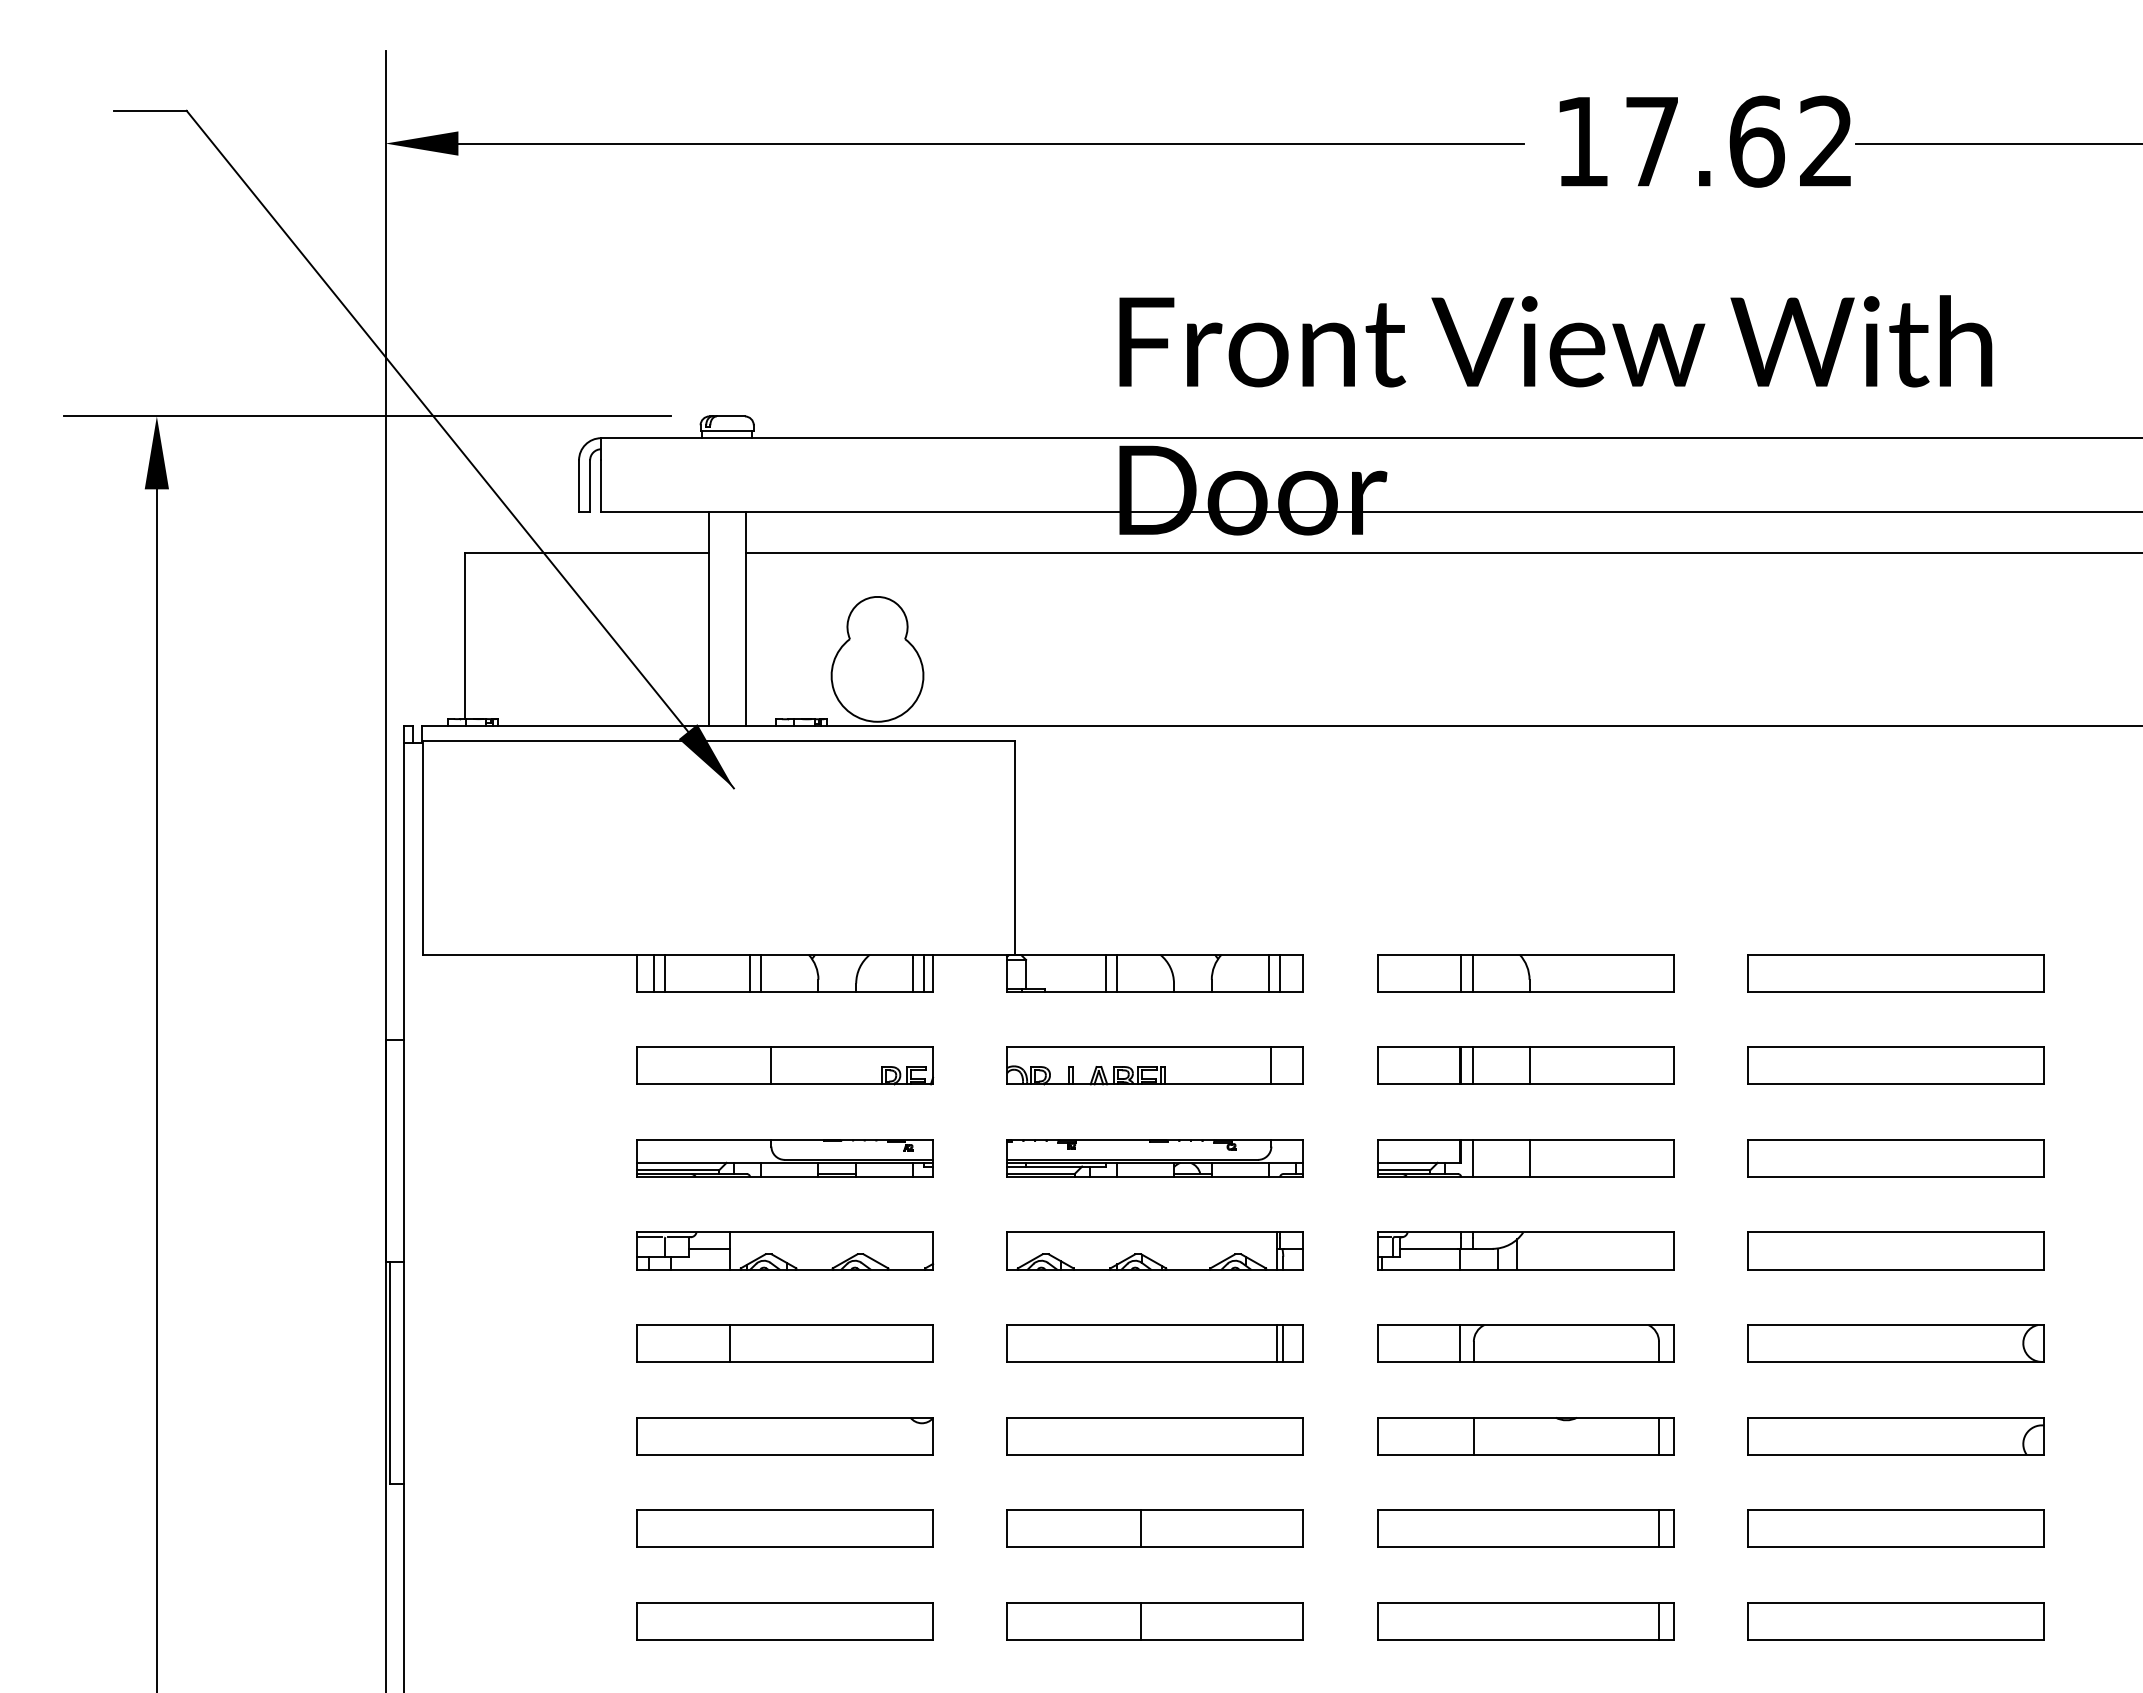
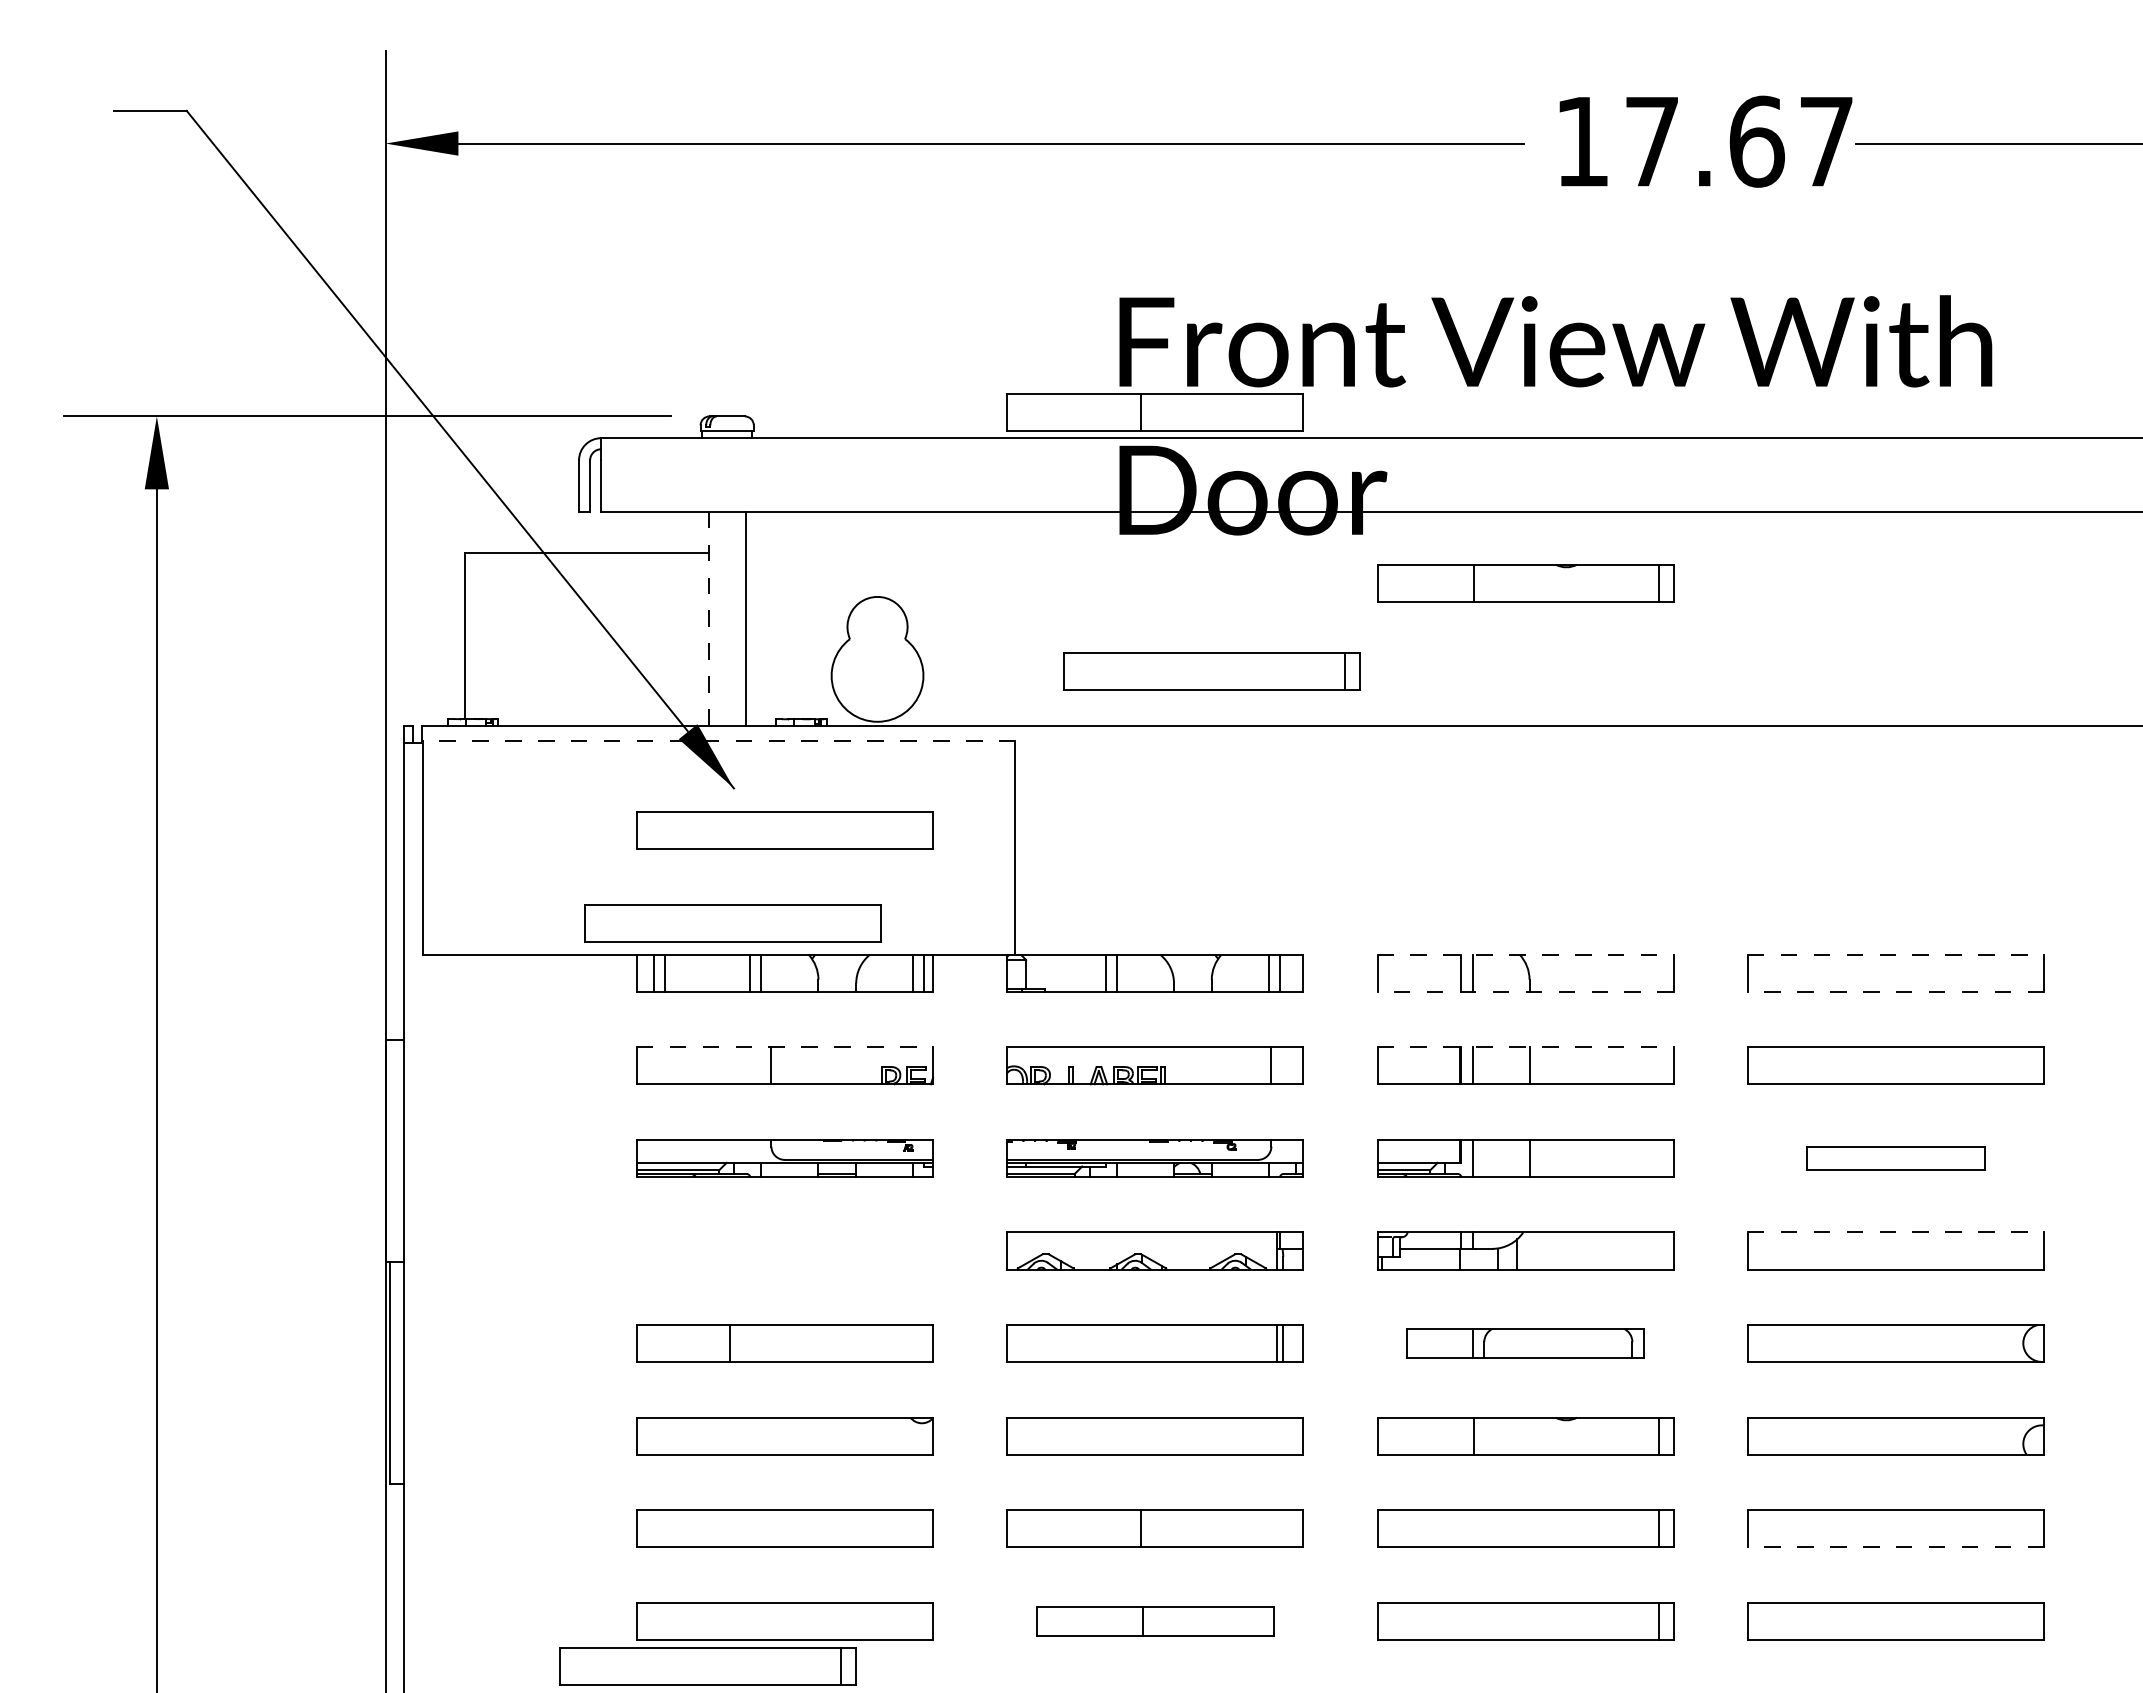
text: 17.62 -> 17.67 (1826, 140)
part: none -> present (1154, 412)
line: present -> none (1442, 552)
part: none -> present (1525, 583)
line: solid -> dashed (708, 618)
part: none -> present (1211, 671)
line: solid -> dashed (718, 741)
part: none -> present (784, 830)
part: none -> present (732, 923)
line: solid -> dashed (1526, 954)
line: solid -> dashed (1896, 954)
line: solid -> dashed (1525, 991)
line: solid -> dashed (1895, 991)
line: solid -> dashed (785, 1047)
line: solid -> dashed (1526, 1047)
part size: 298x39 px -> 180x25 px (1895, 1158)
line: solid -> dashed (1896, 1232)
part: present -> none (785, 1250)
part size: 298x39 px -> 239x31 px (1525, 1343)
line: solid -> dashed (1895, 1547)
part size: 298x39 px -> 239x31 px (1155, 1621)
part: none -> present (707, 1666)
